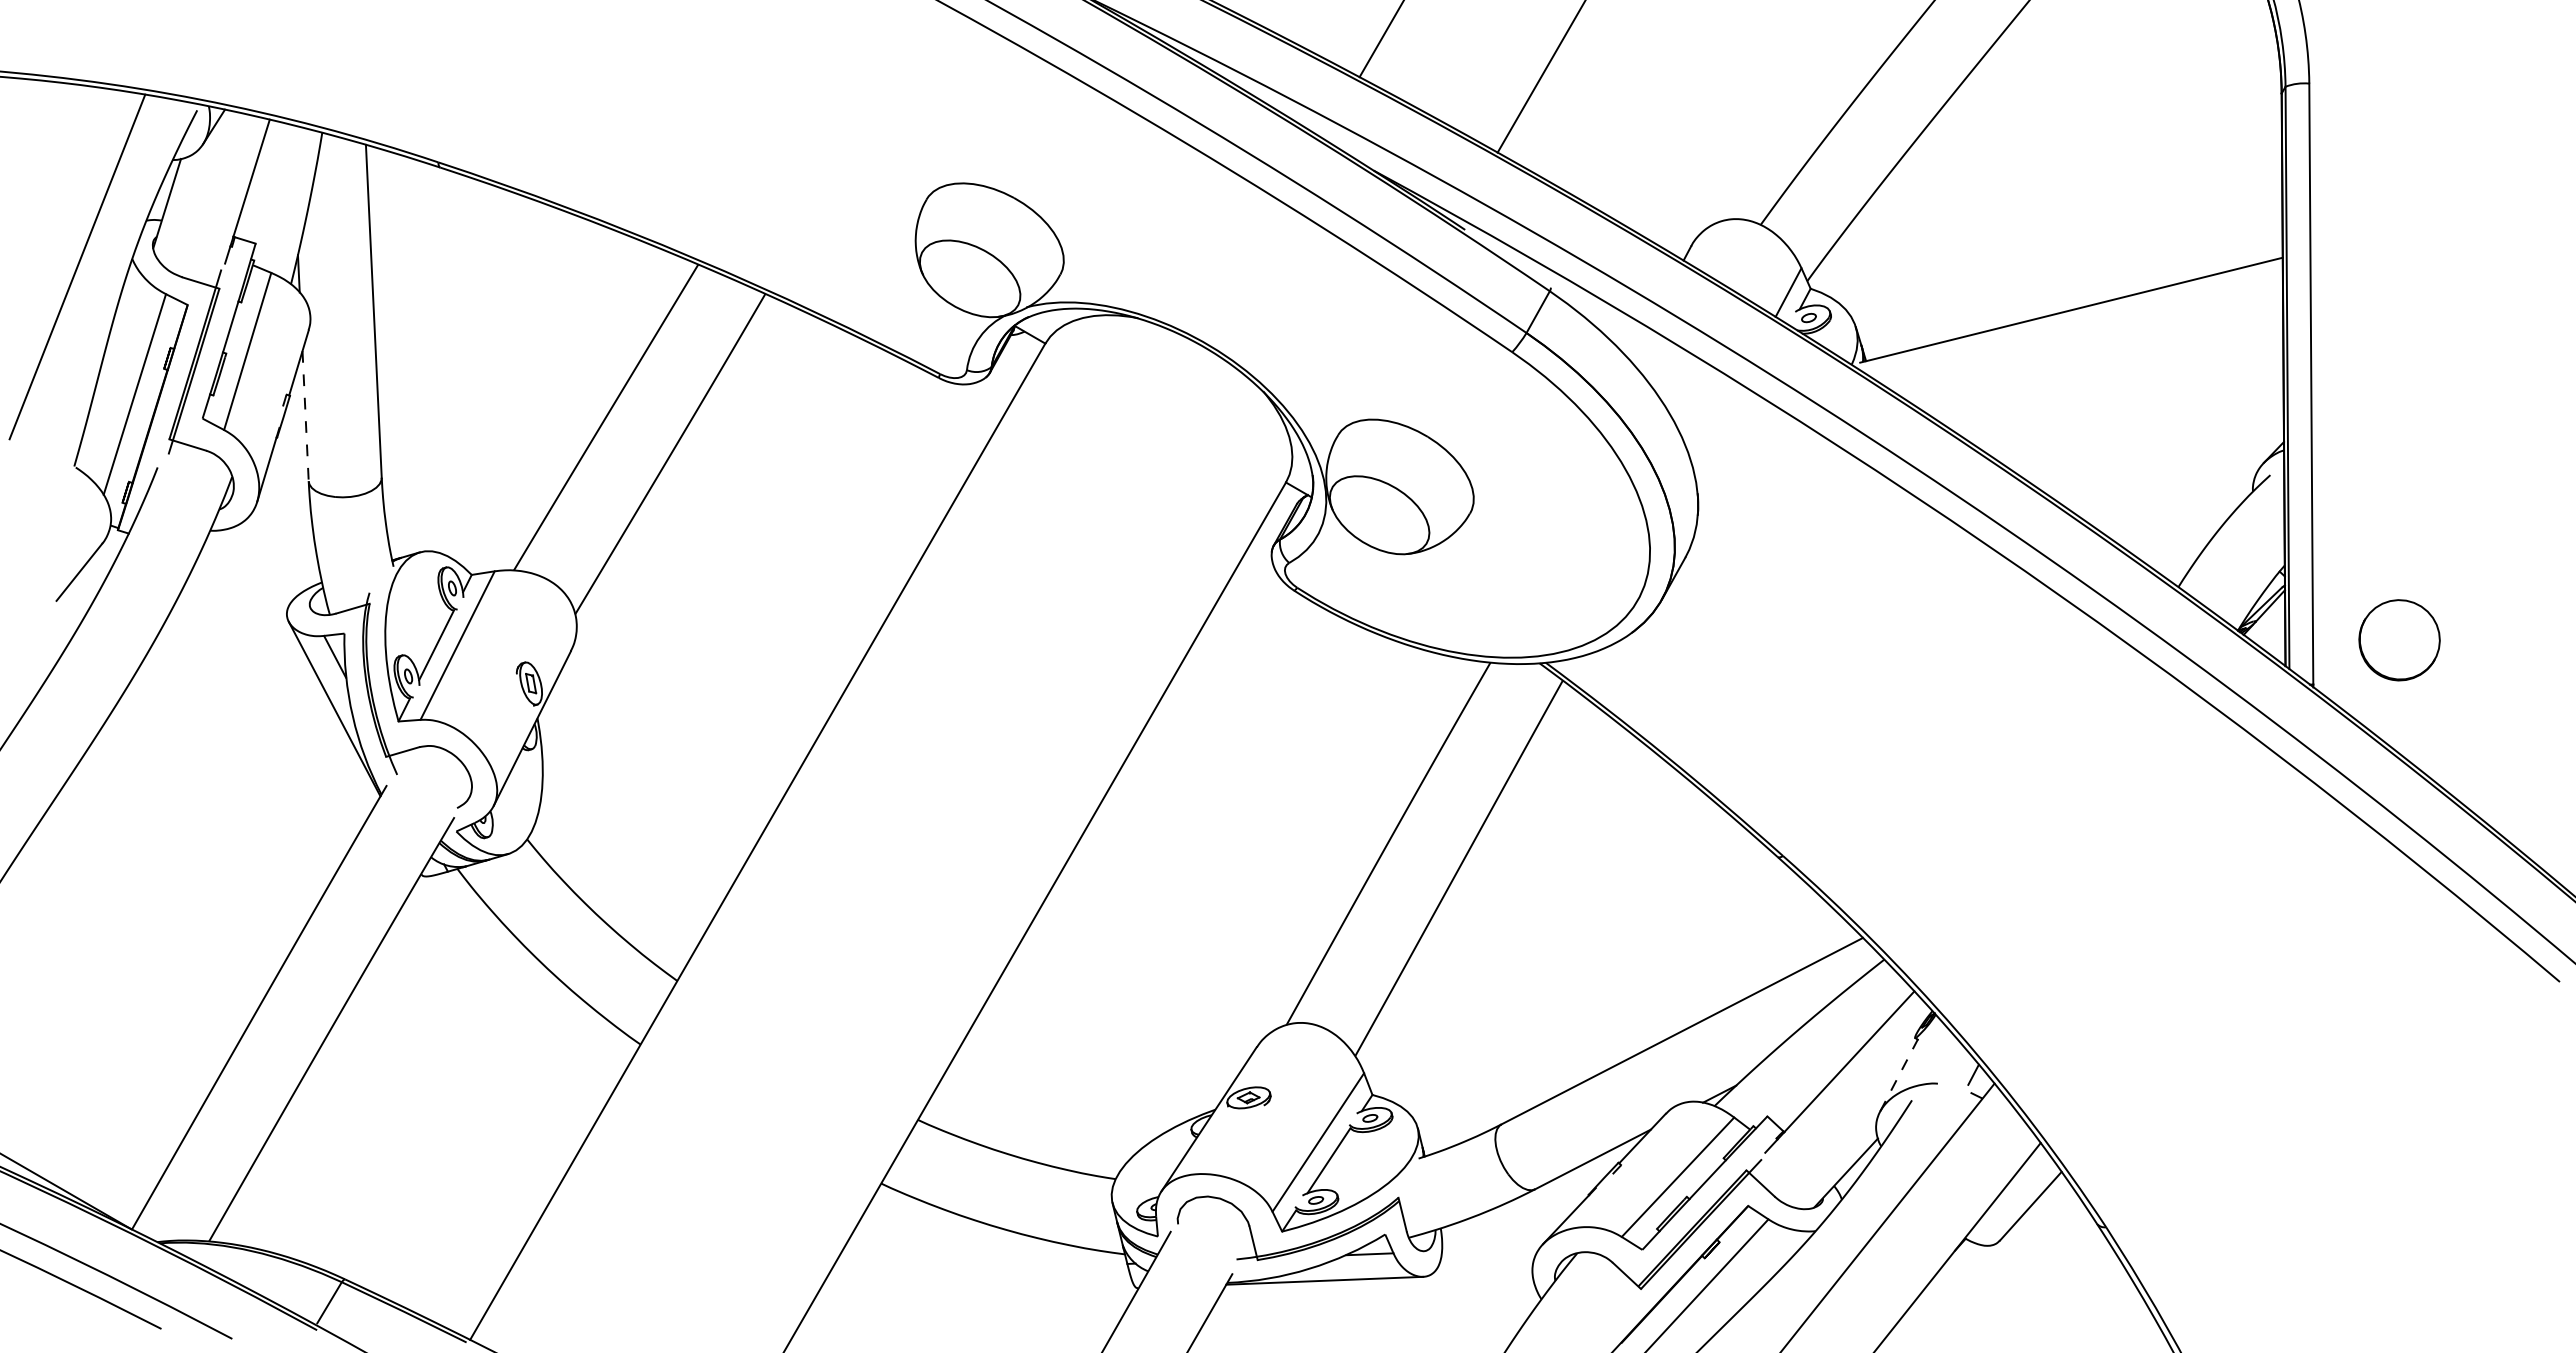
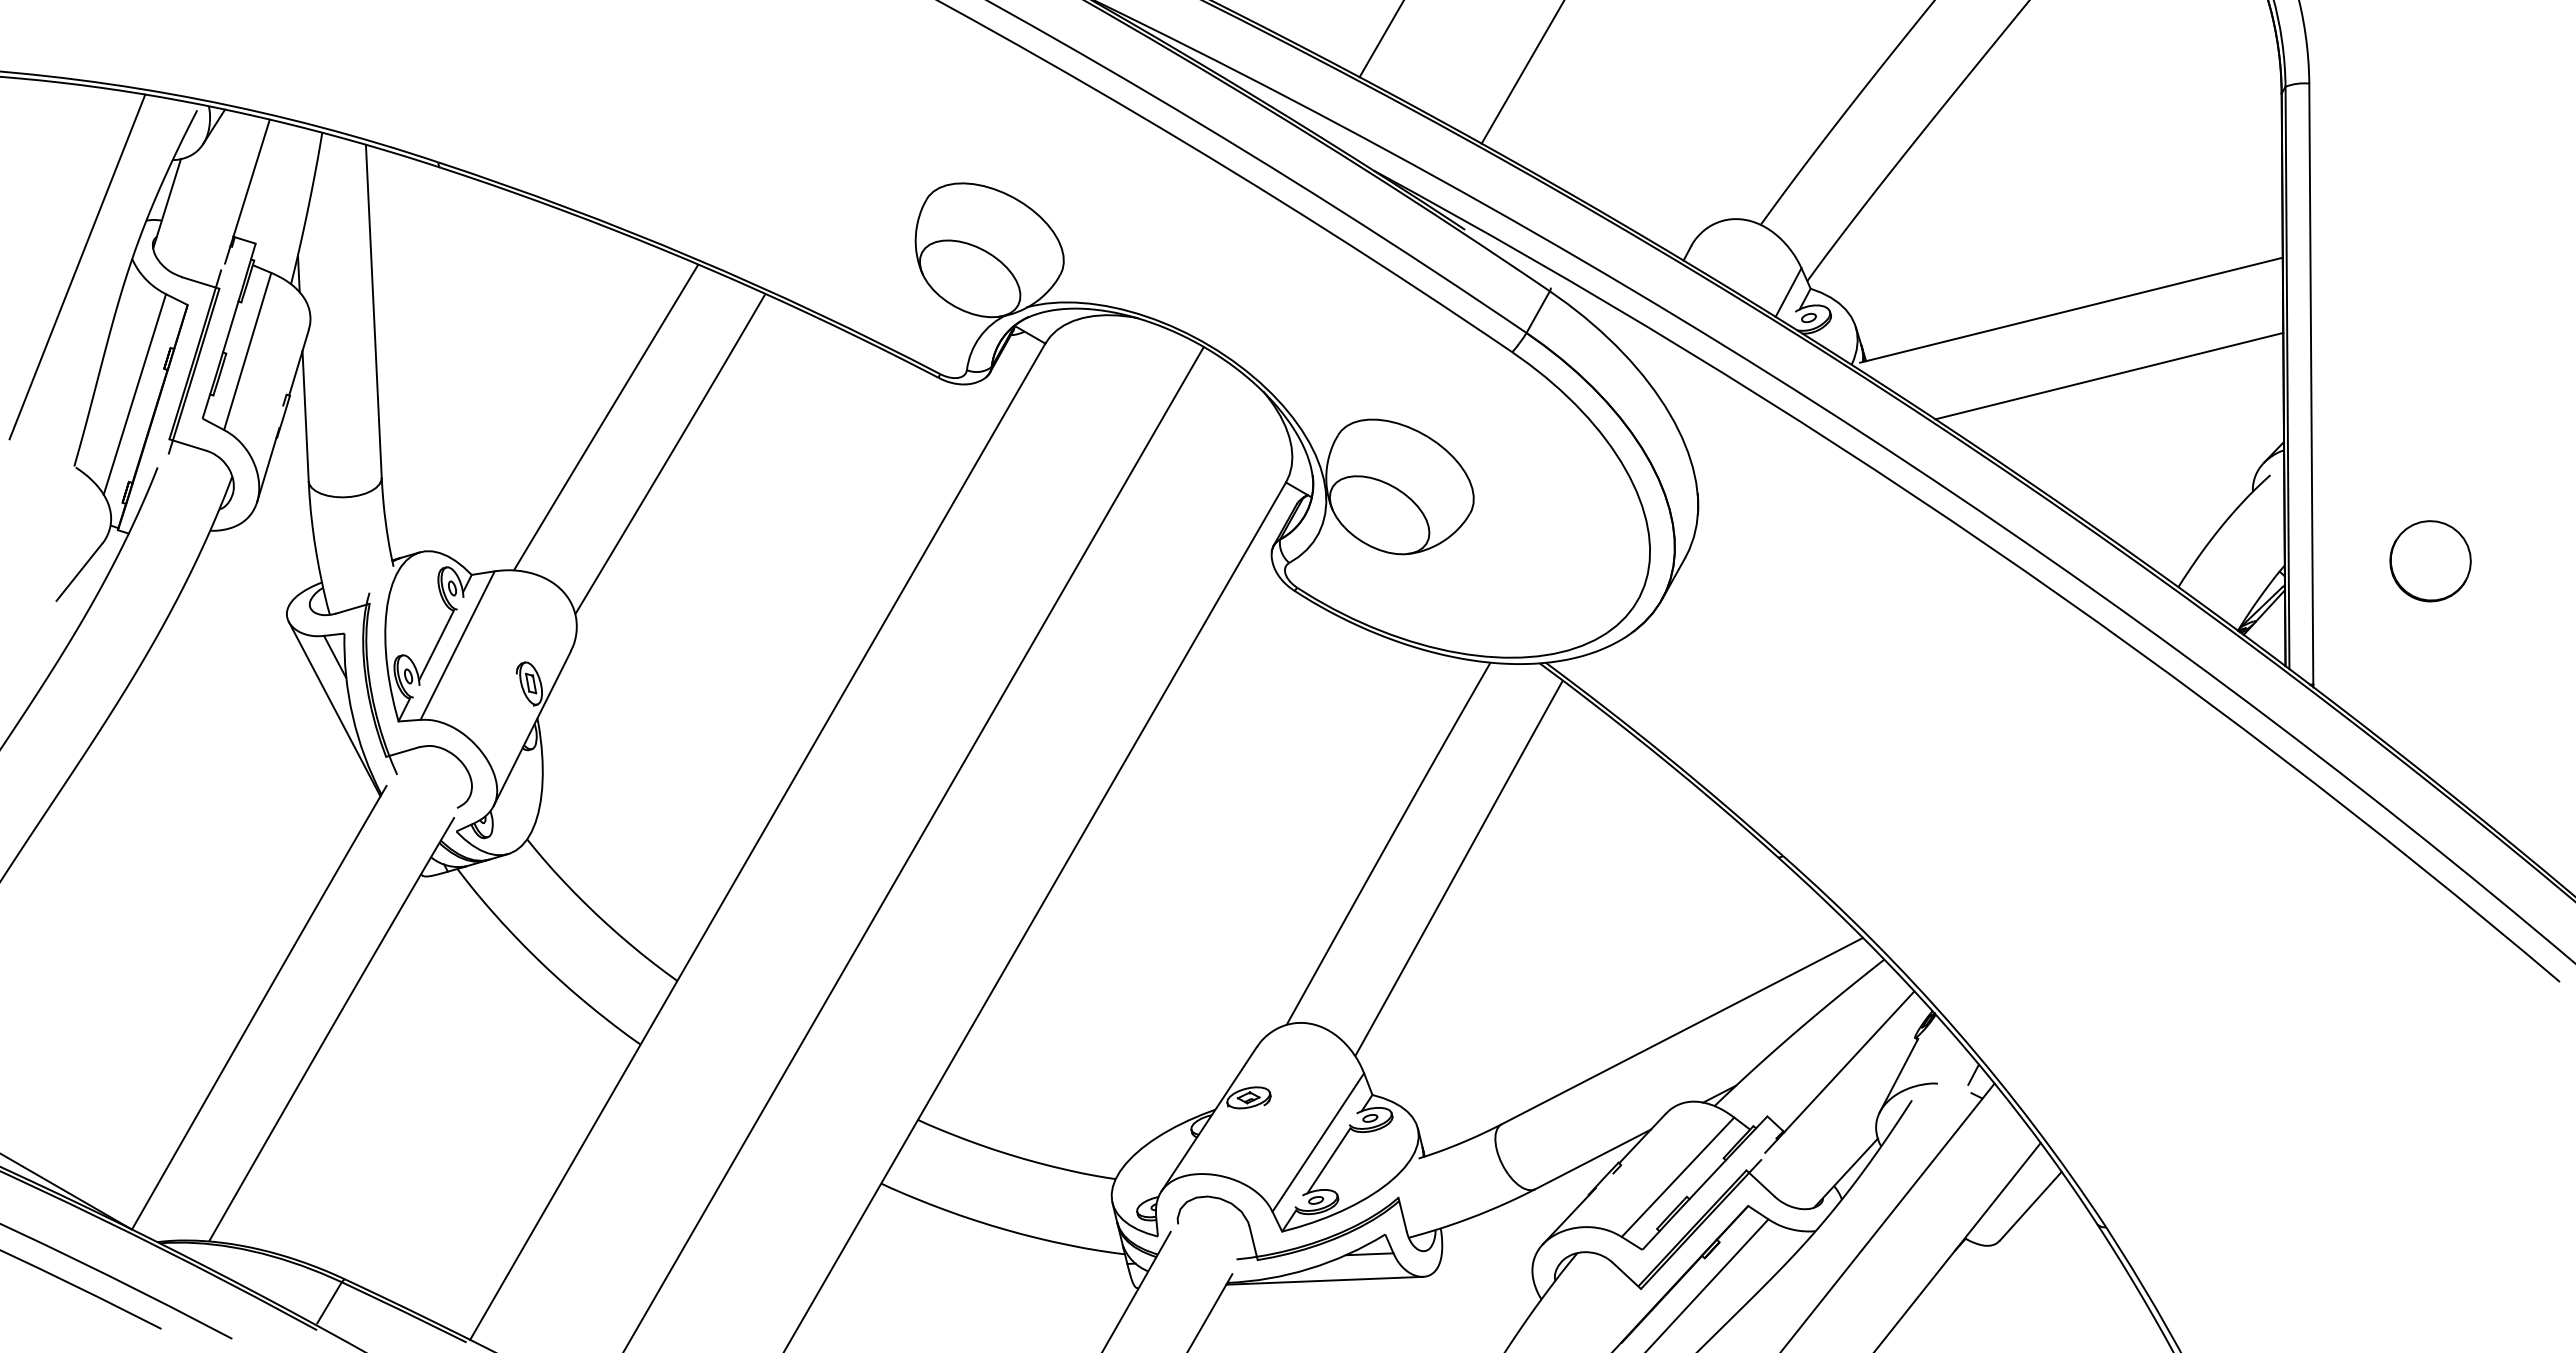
line position: (1540, 77) -> (1522, 72) (1522, 72)
line: none -> present (2109, 375)
line: dashed -> solid (305, 416)
part position: (2399, 640) -> (2430, 561) (2430, 561)
line: none -> present (914, 848)
line: dashed -> solid (1898, 1075)
